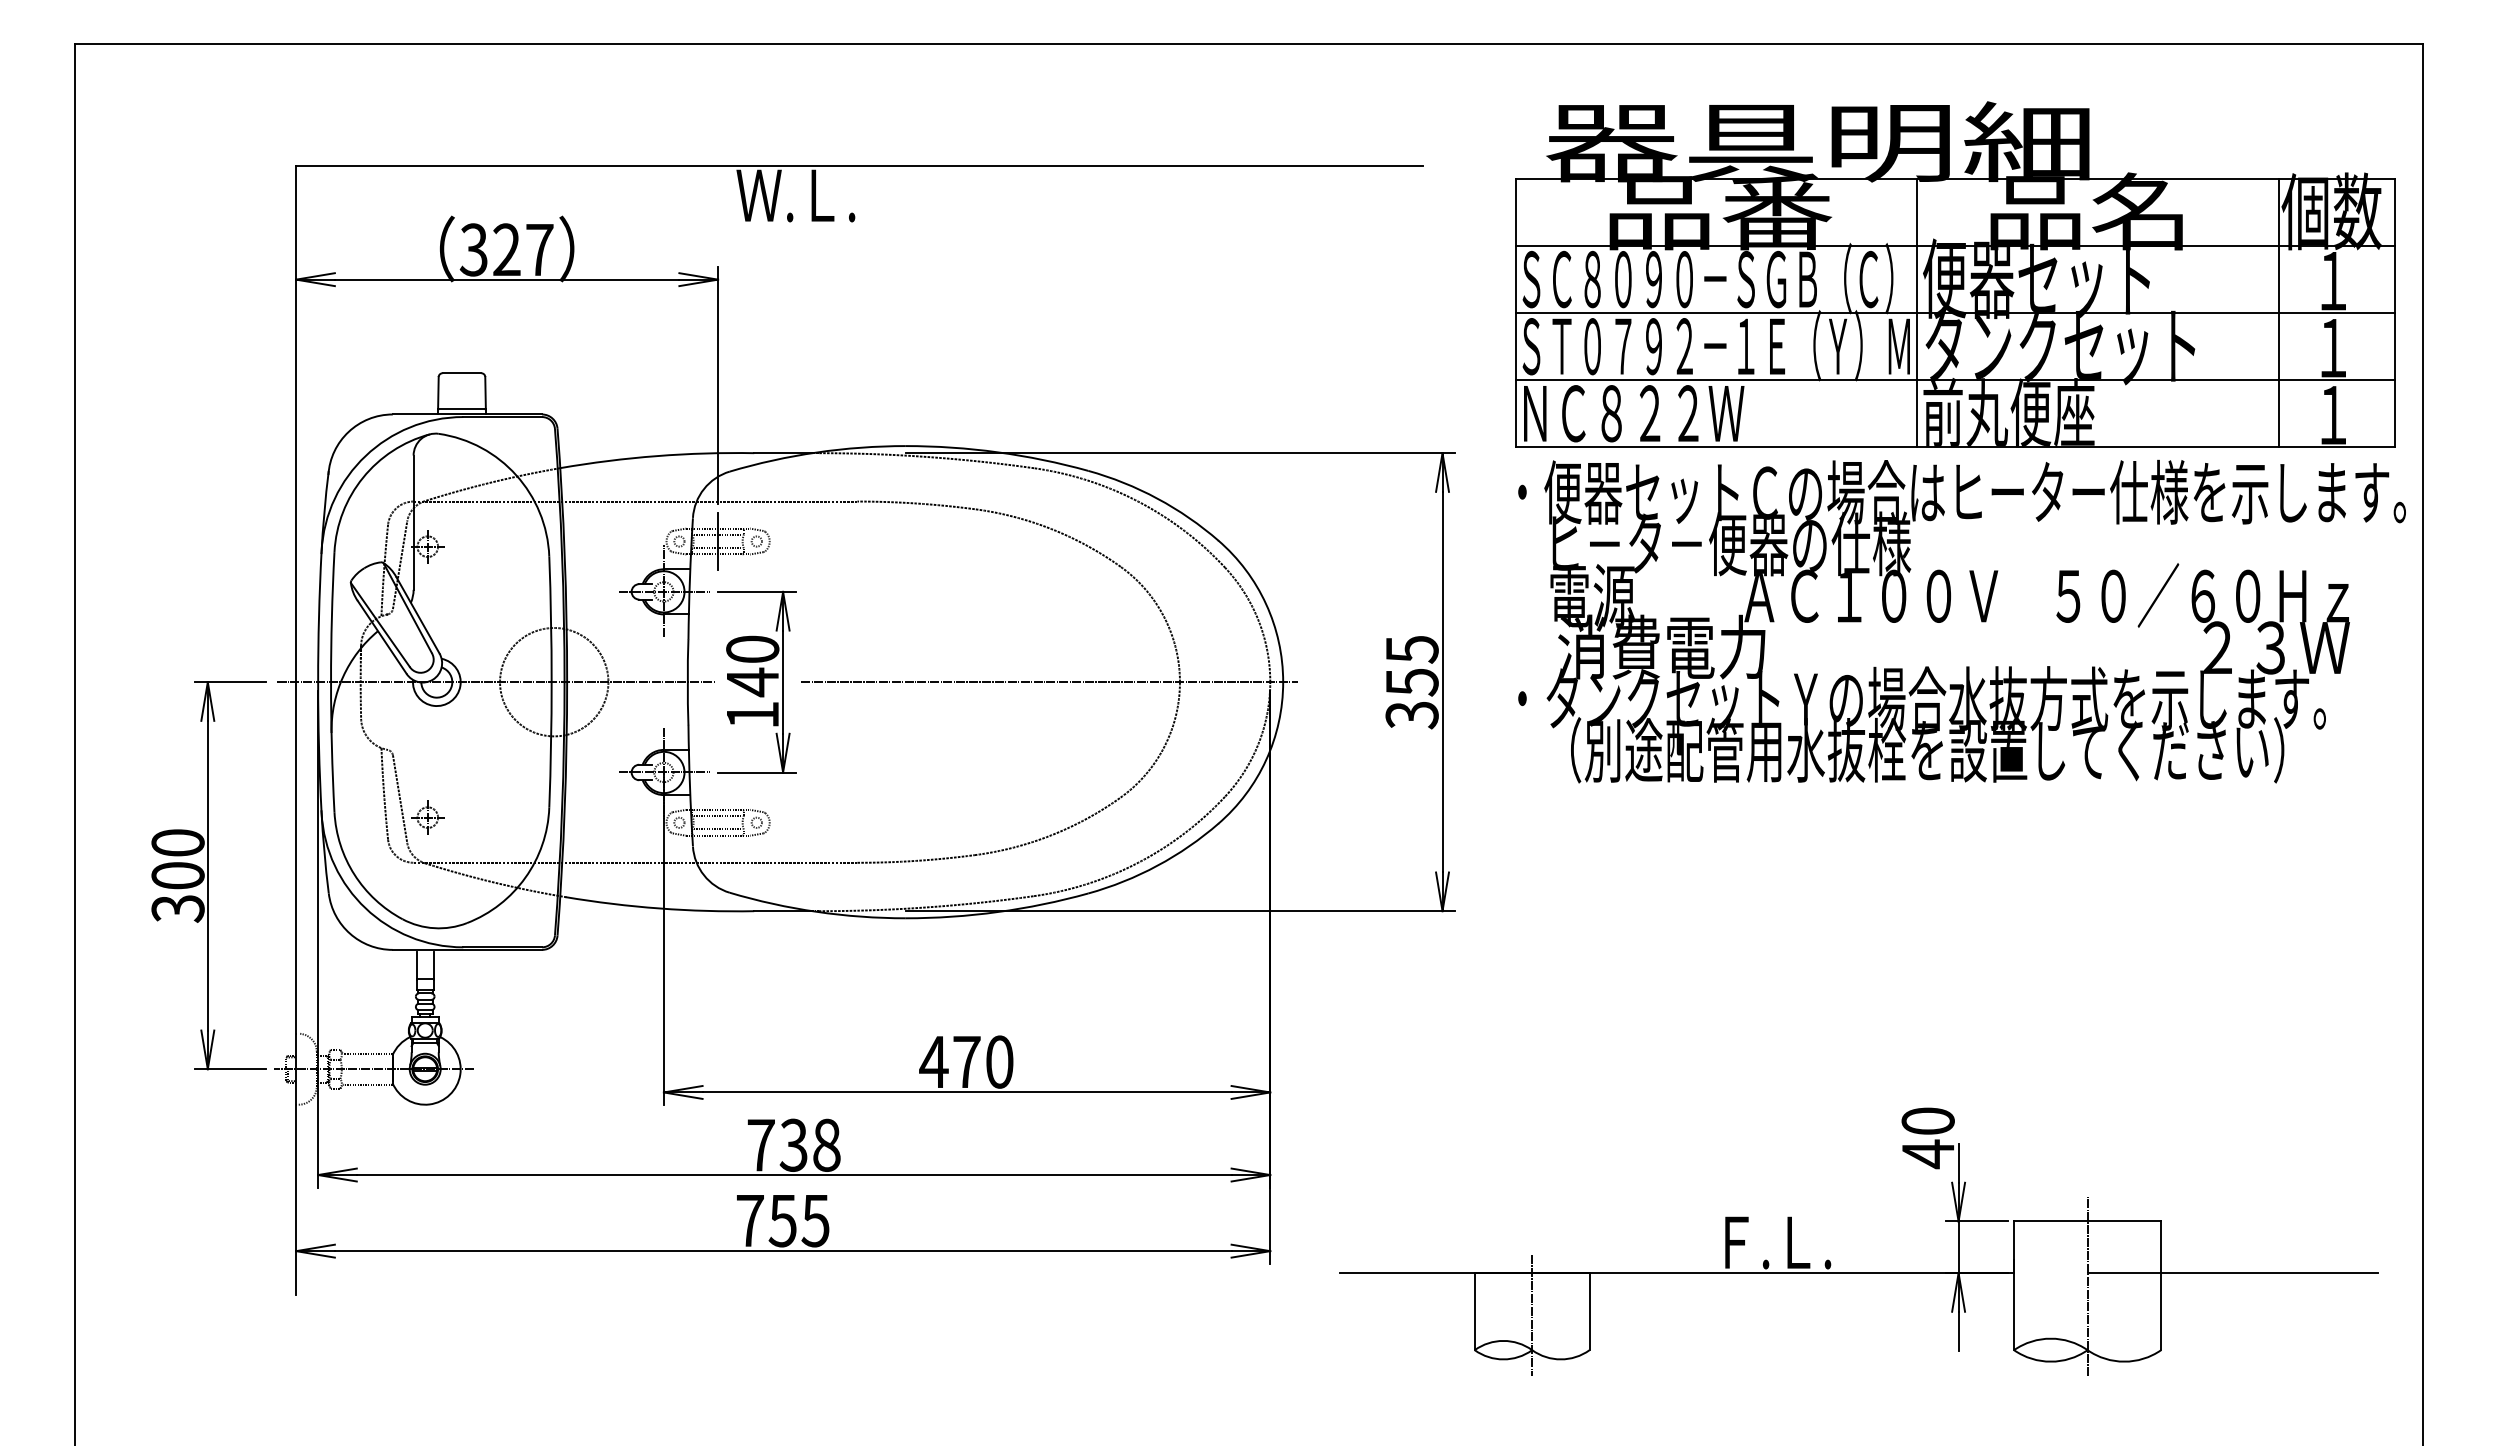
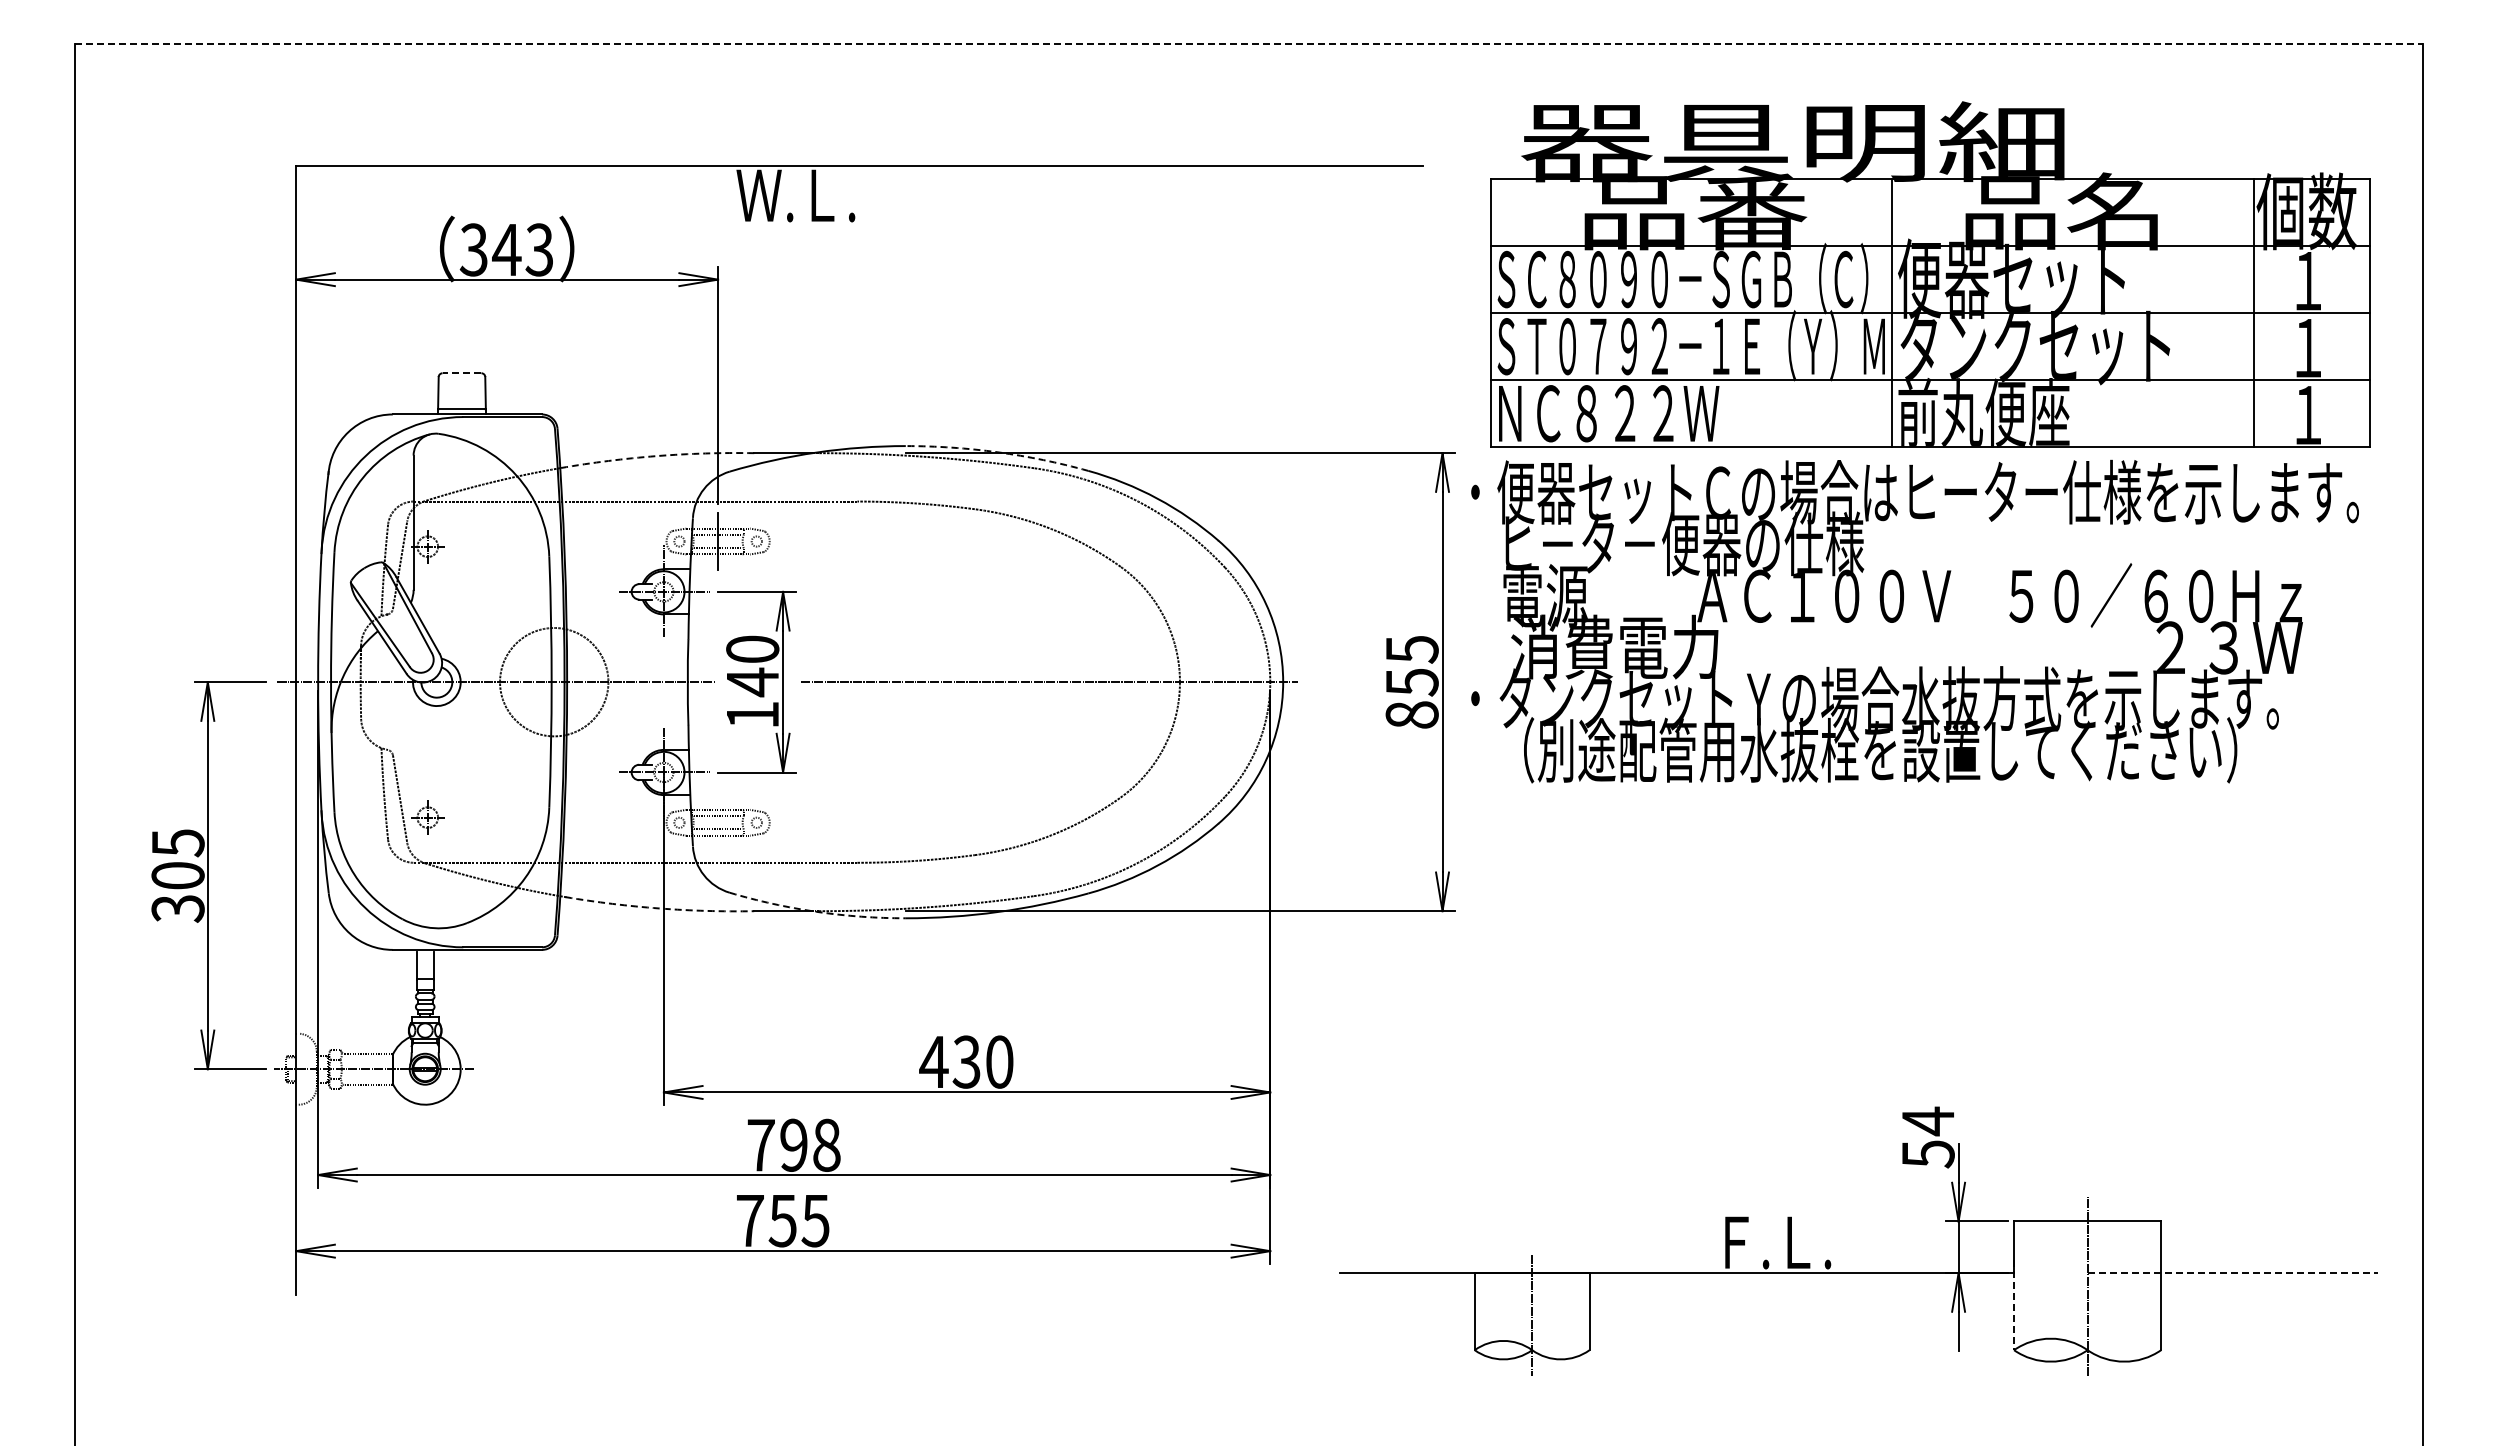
line: solid -> dashed (1249, 43)
text: 327 -> 343 (522, 249)
part position: (1955, 274) -> (1930, 274) (1930, 274)
line: solid -> dashed (461, 373)
arc: solid -> dashed (997, 452)
arc: solid -> dashed (656, 456)
text position: (1961, 621) -> (1914, 621) (1914, 621)
text: 355 -> 855 (1411, 715)
text: 300 -> 305 (177, 843)
arc: solid -> dashed (659, 908)
arc: solid -> dashed (816, 911)
text: 470 -> 430 (966, 1061)
text: 40 -> 54 (1927, 1137)
text: 738 -> 798 (793, 1144)
line: solid -> dashed (2233, 1273)
line: solid -> dashed (2014, 1305)
